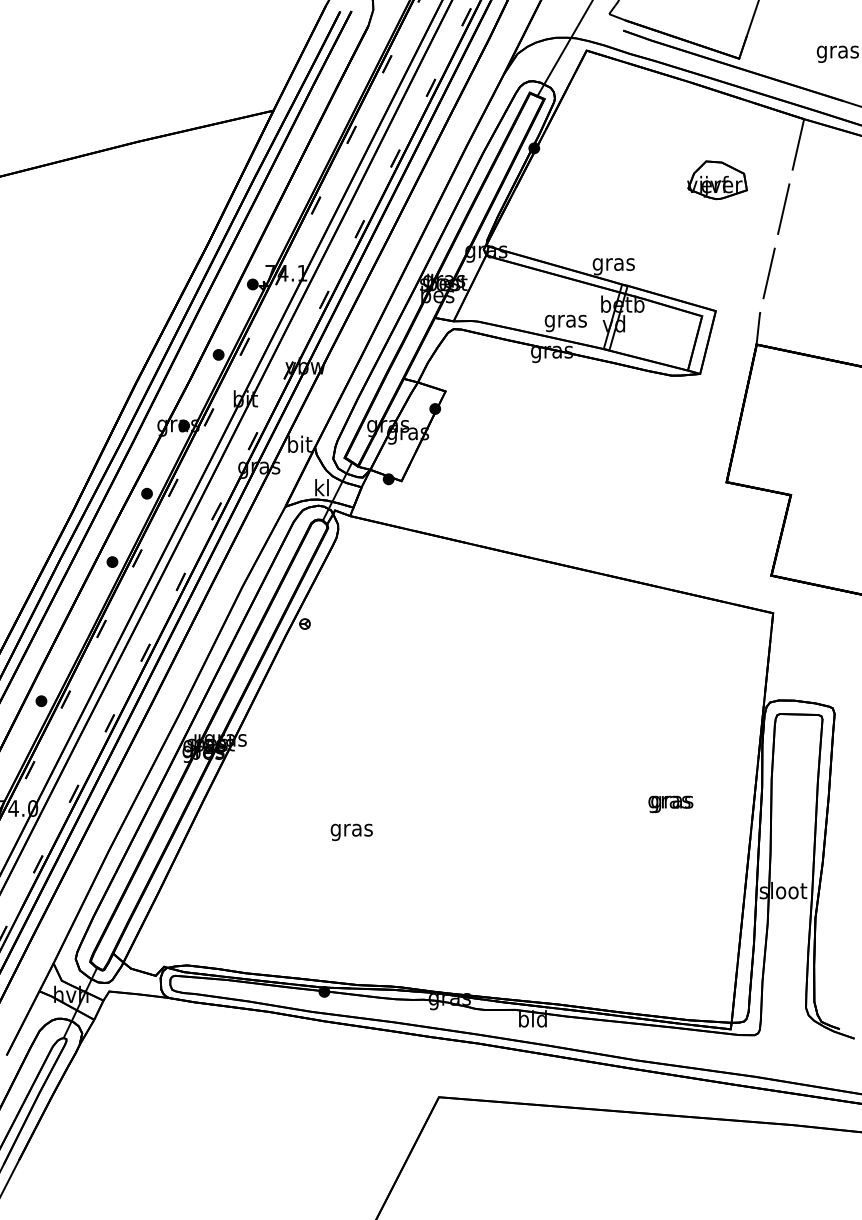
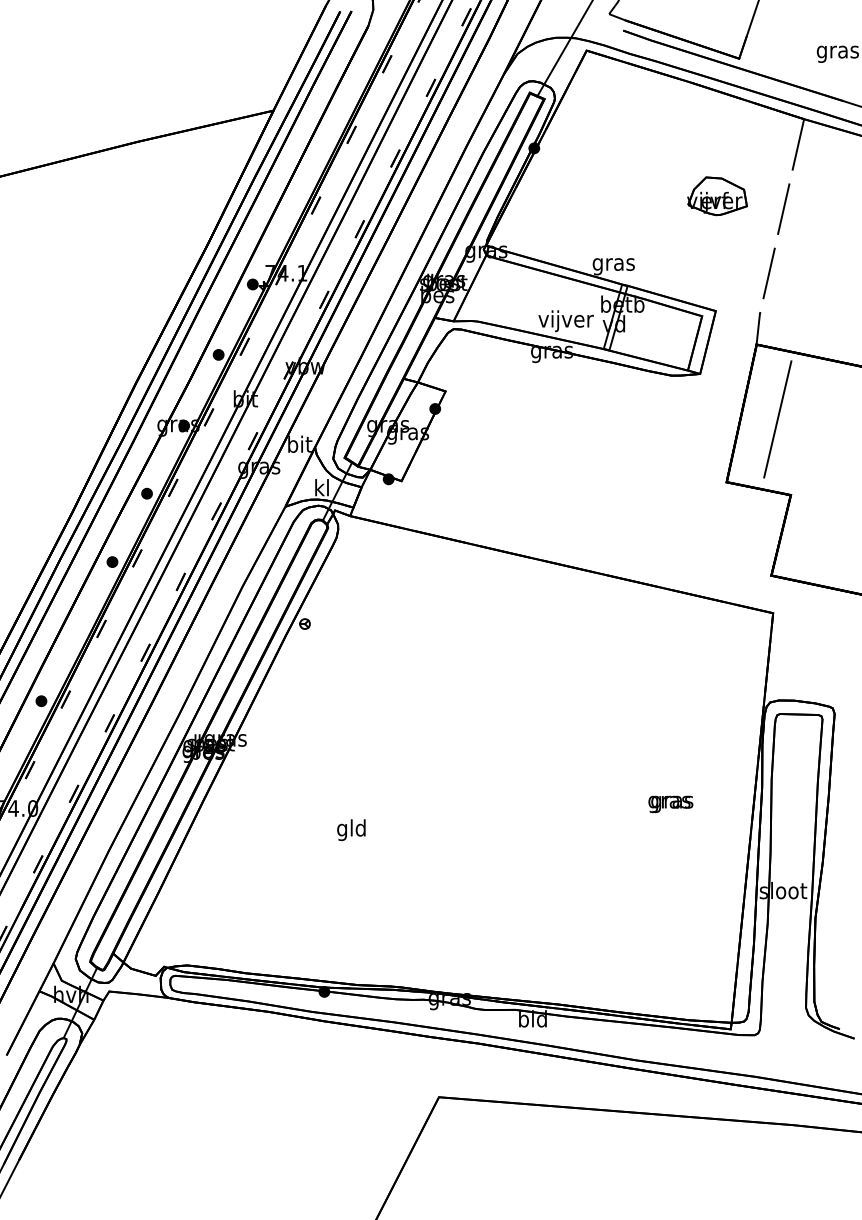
part position: (717, 180) -> (717, 196) (717, 196)
text: gras -> vijver (565, 321)
line: none -> present (777, 419)
text: gras -> gld (351, 830)
